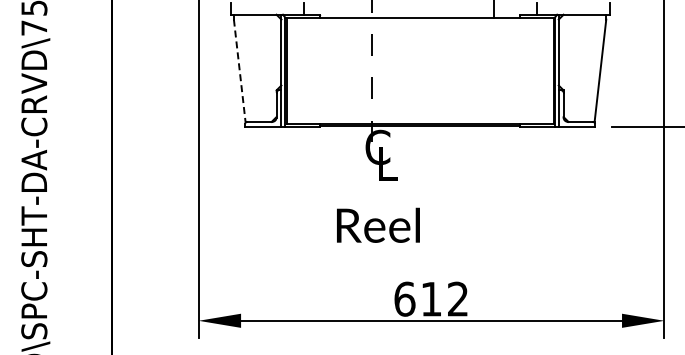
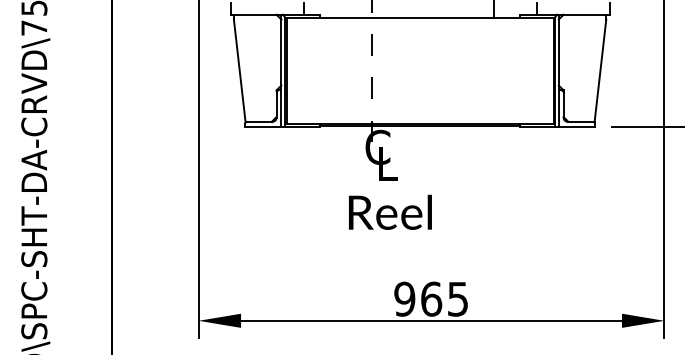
line: dashed -> solid (239, 71)
text position: (378, 224) -> (390, 211) (390, 211)
text: 612 -> 965 (430, 298)
